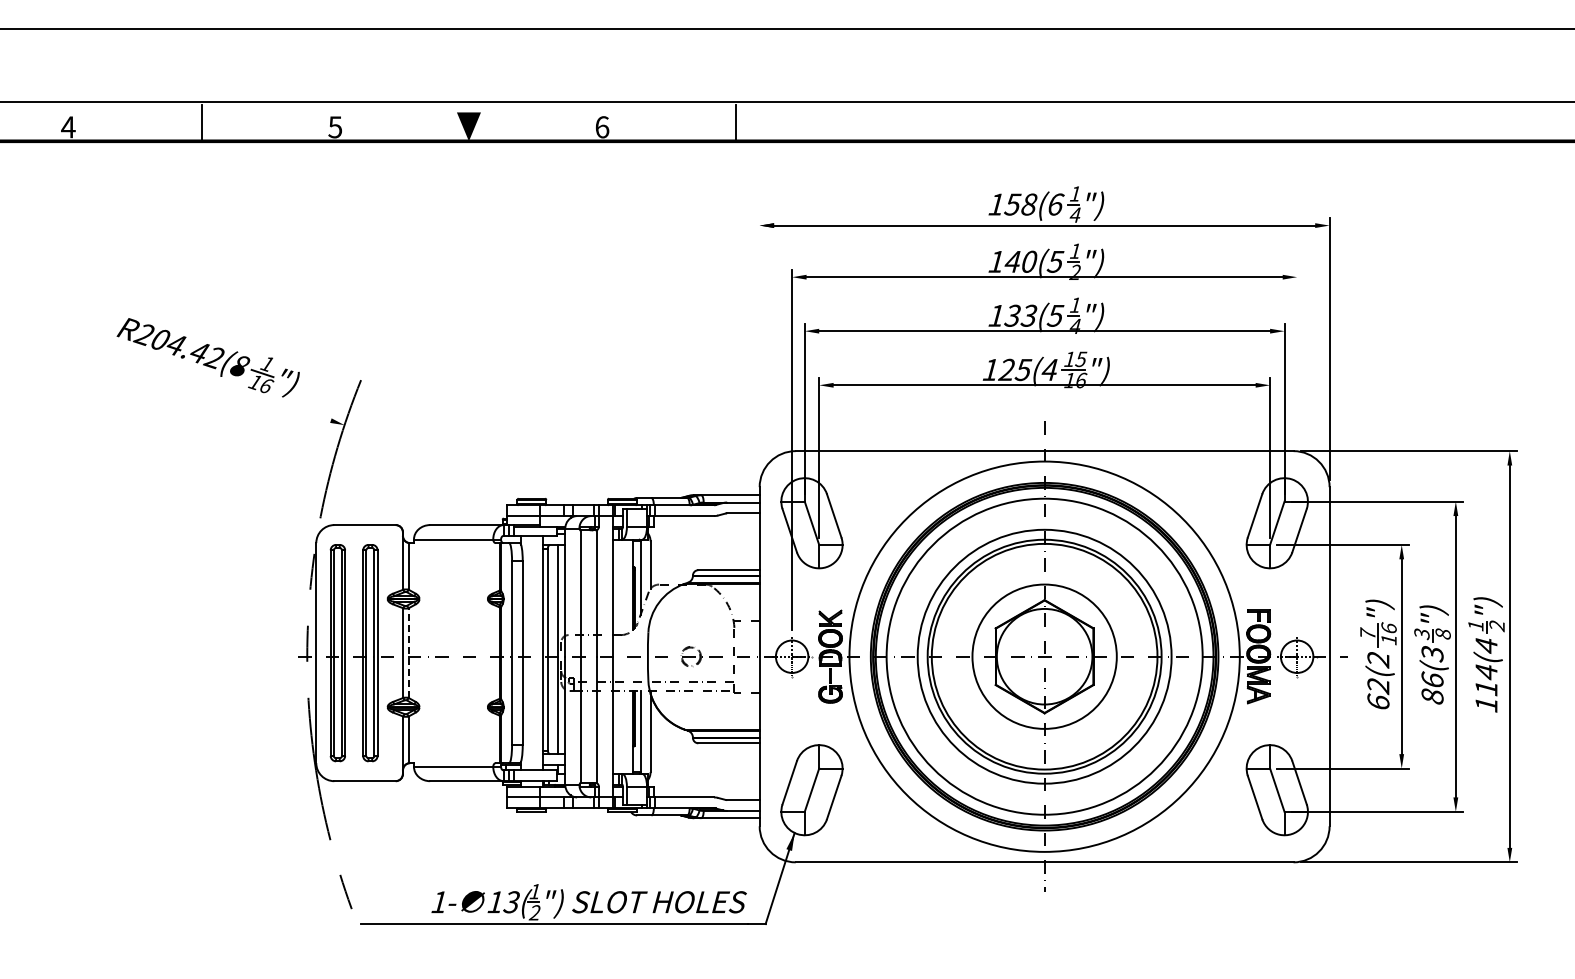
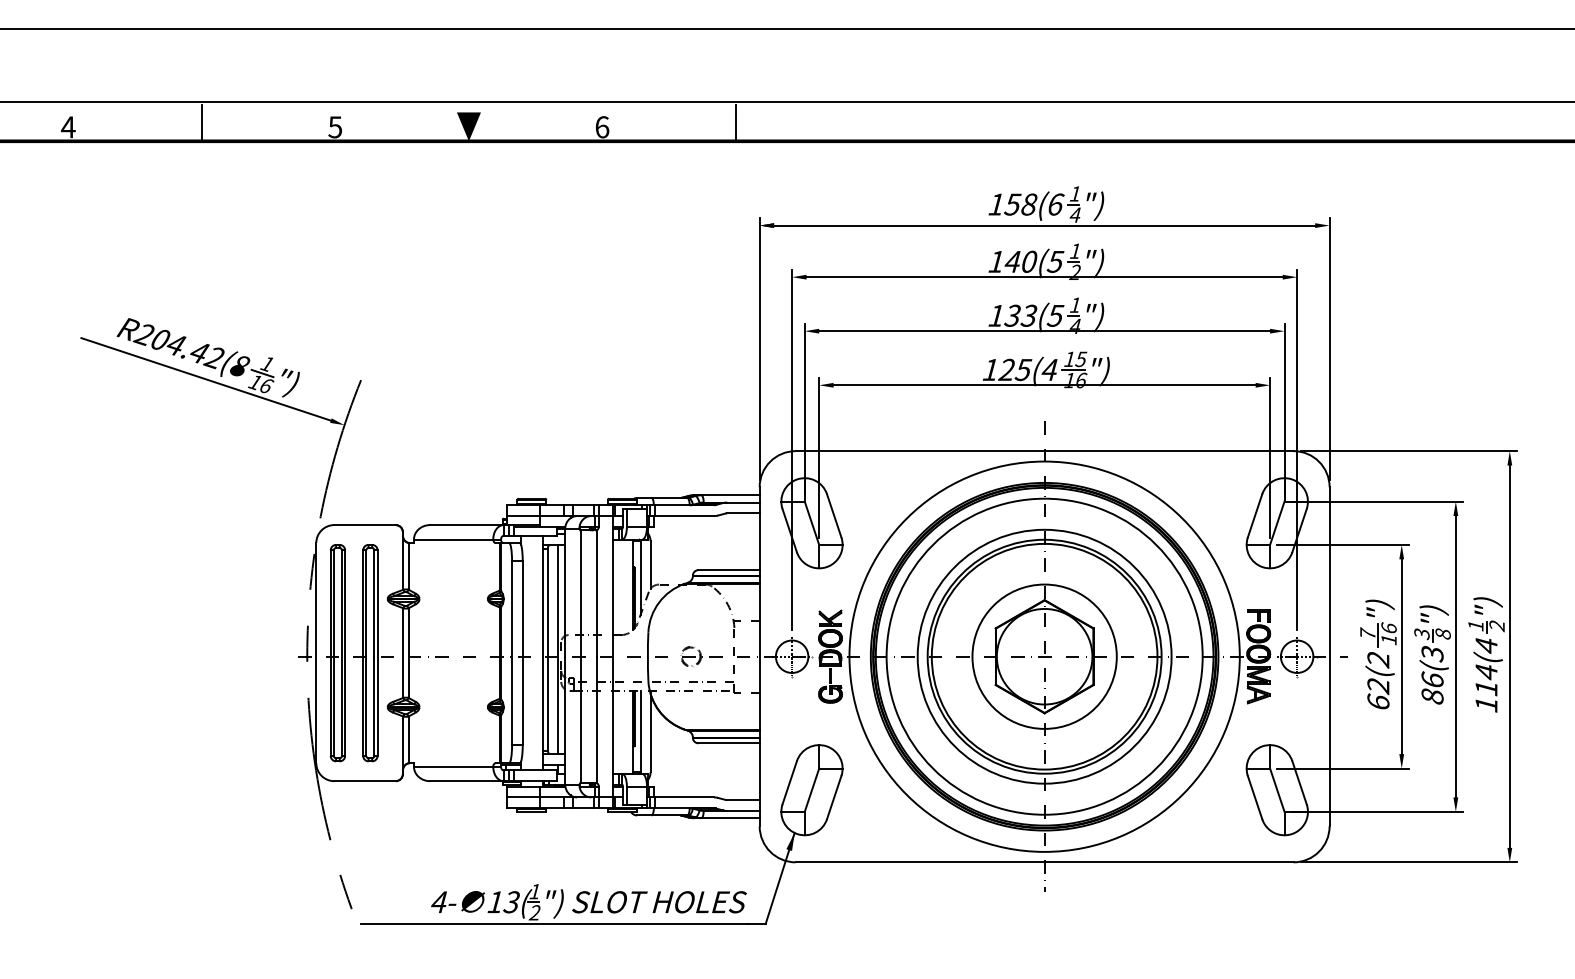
line: none -> present (759, 348)
line: none -> present (205, 379)
line: none -> present (1297, 449)
line: dashed -> solid (408, 653)
text: 1- -> 4- (438, 902)
